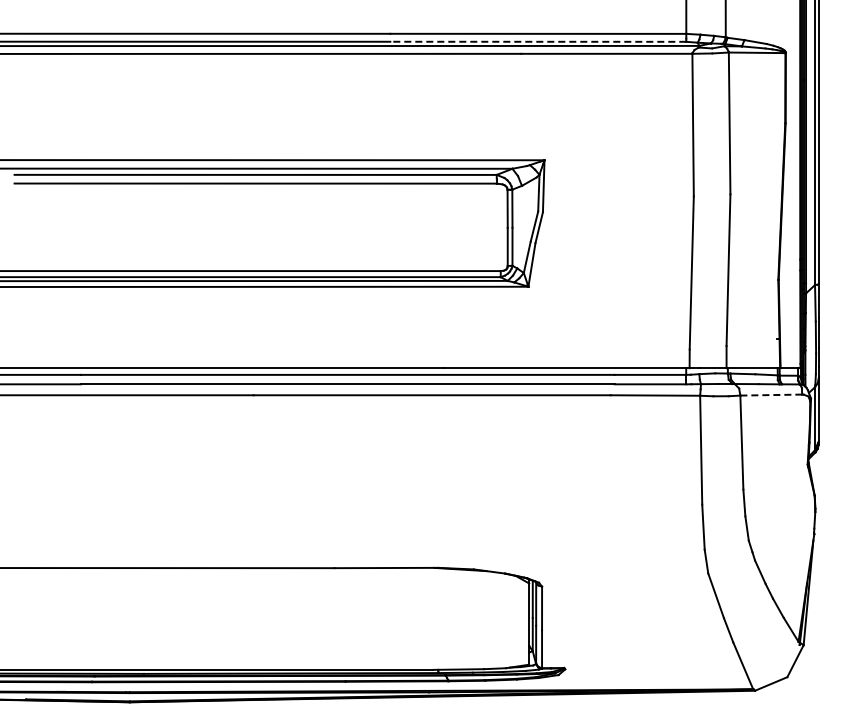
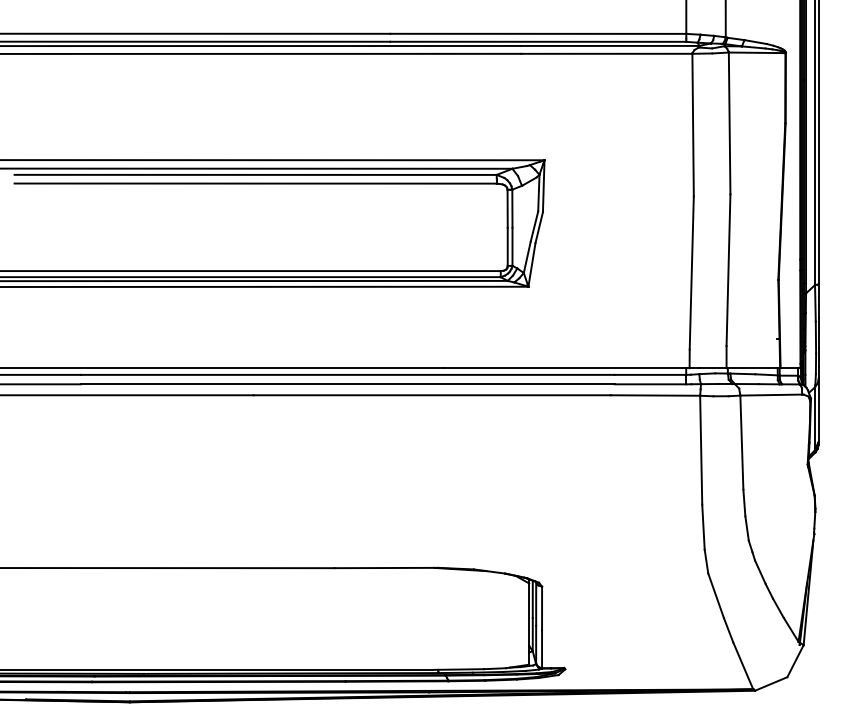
line: dashed -> solid (538, 41)
line: dashed -> solid (771, 395)
